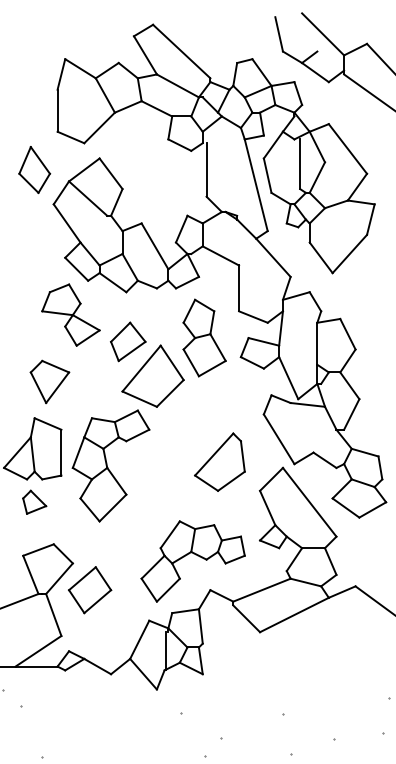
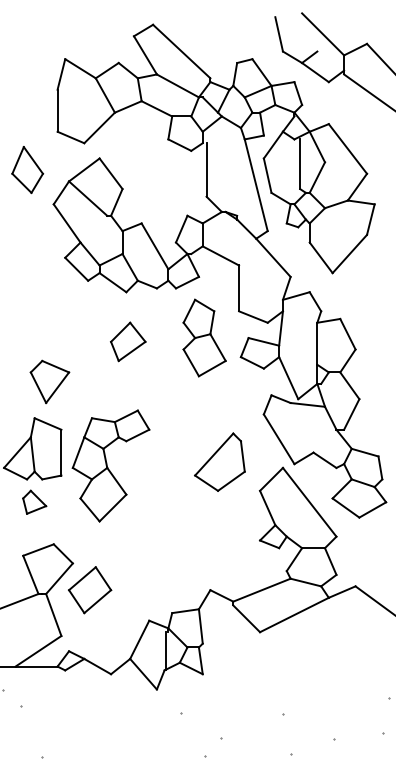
part position: (34, 170) -> (27, 170) (27, 170)
part: present -> none (70, 314)
part: present -> none (152, 375)
part: present -> none (195, 555)
